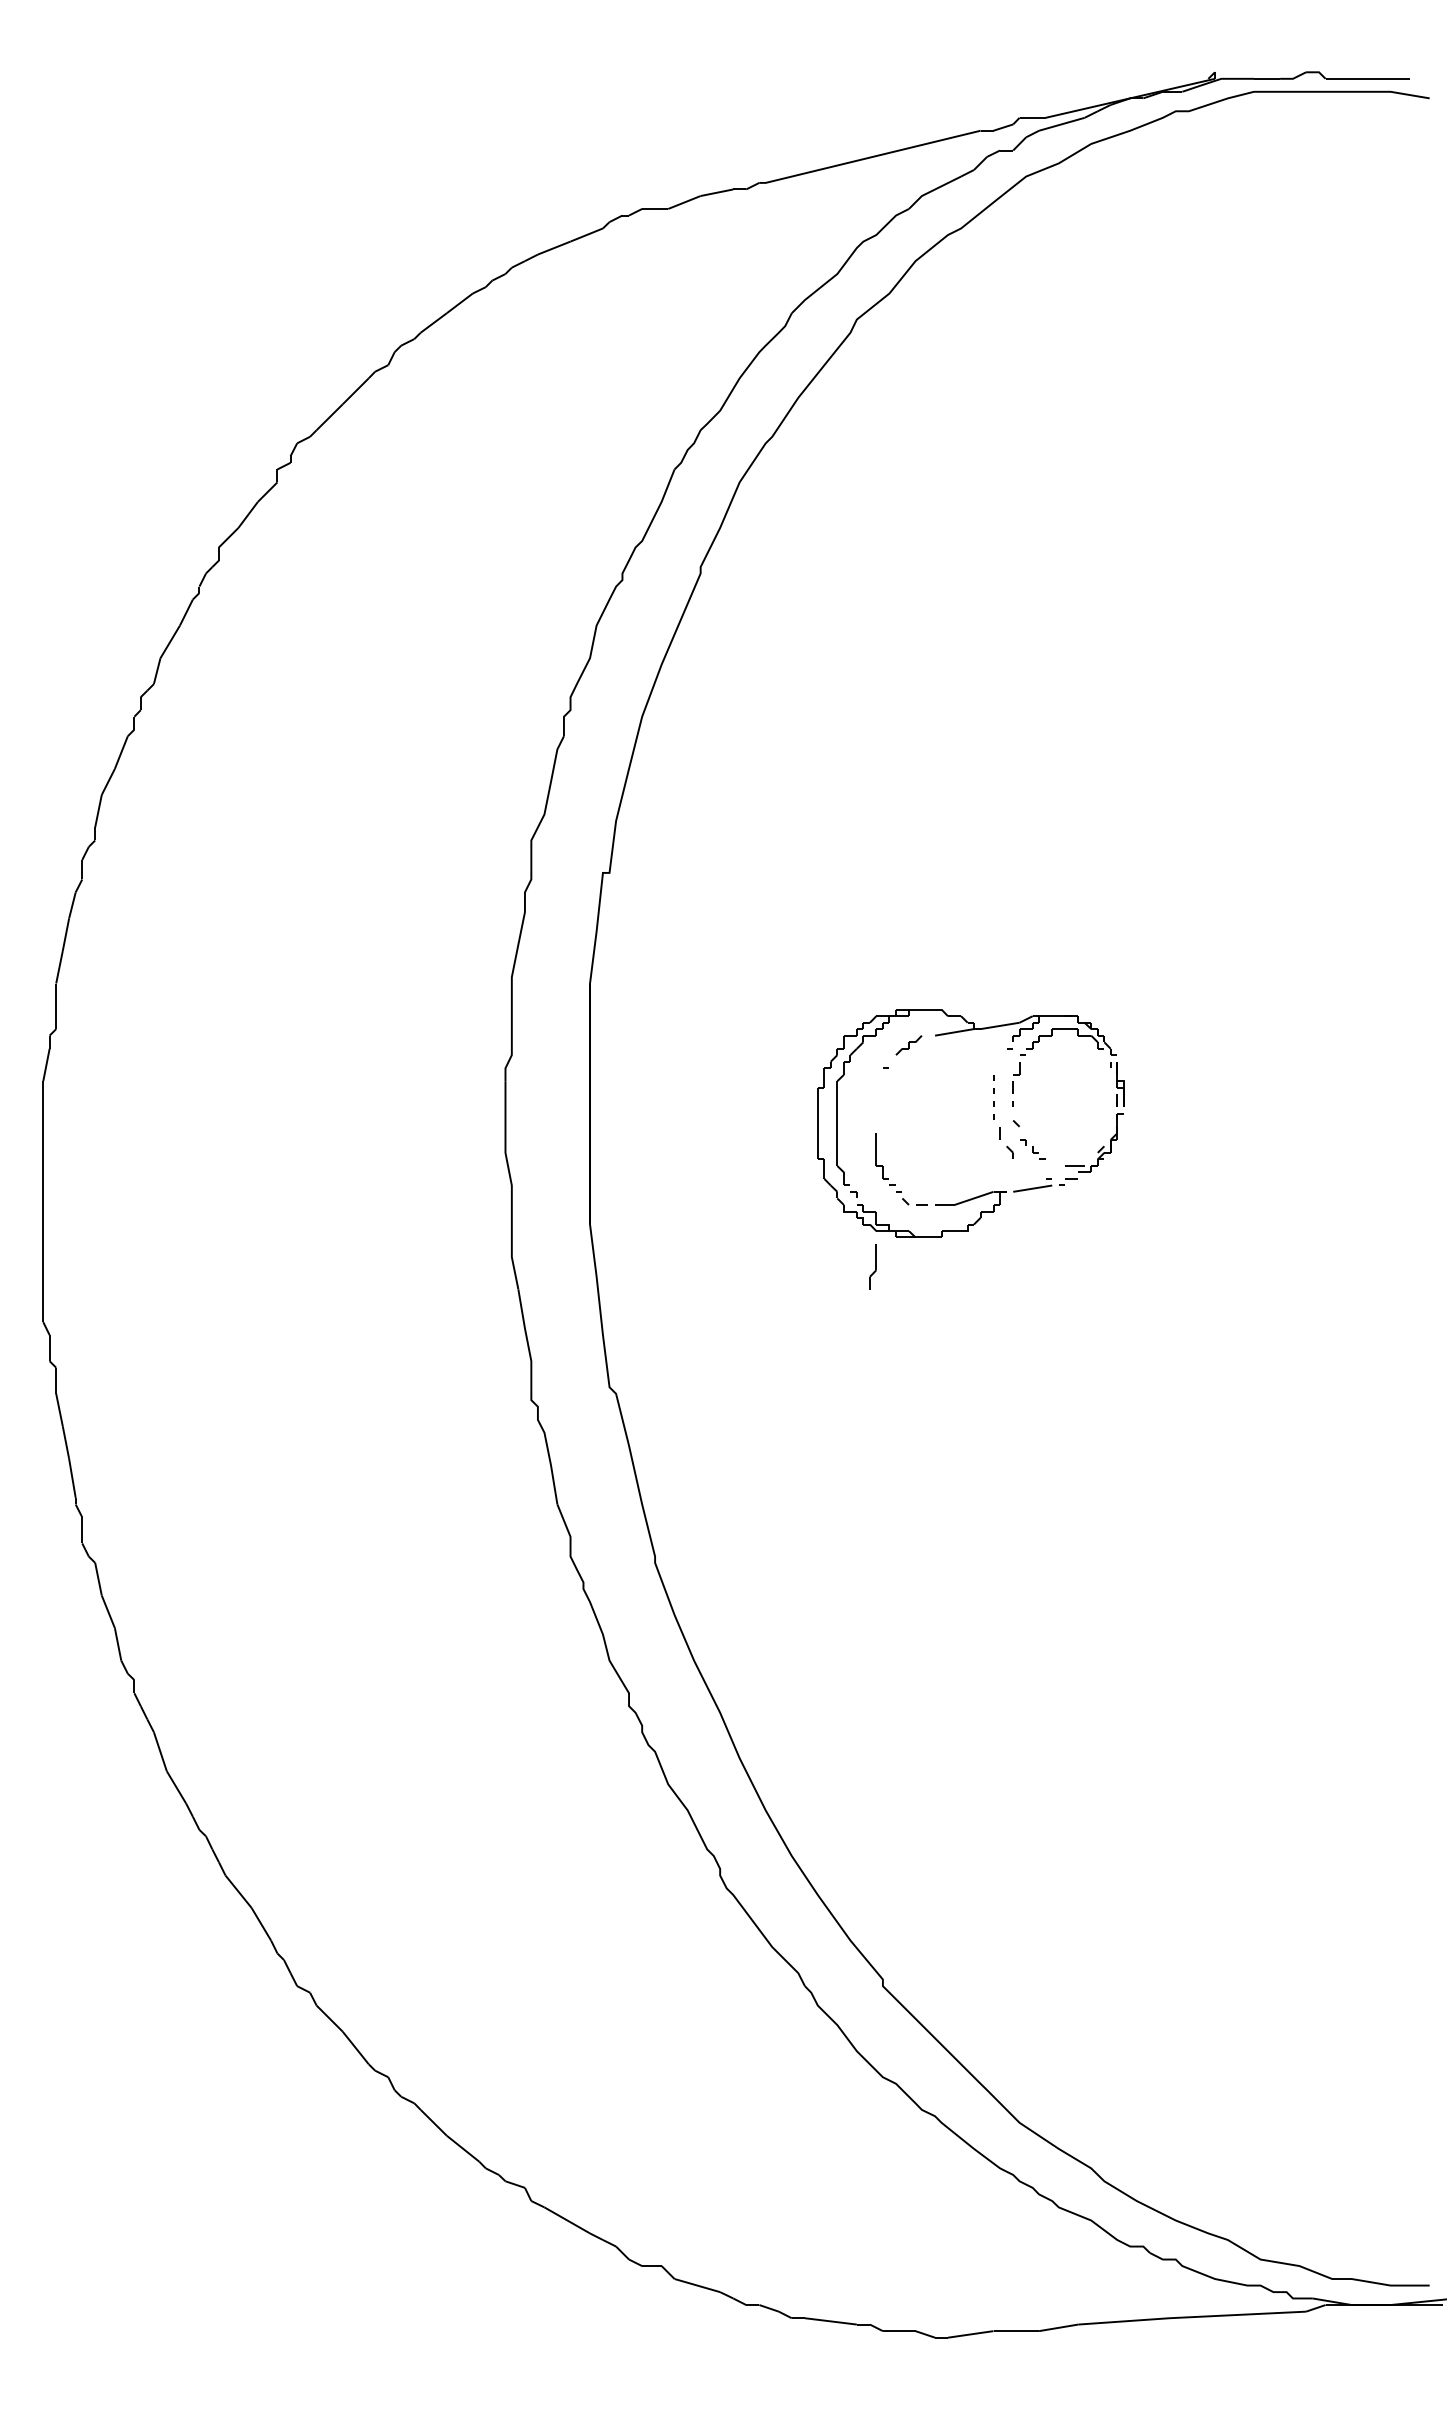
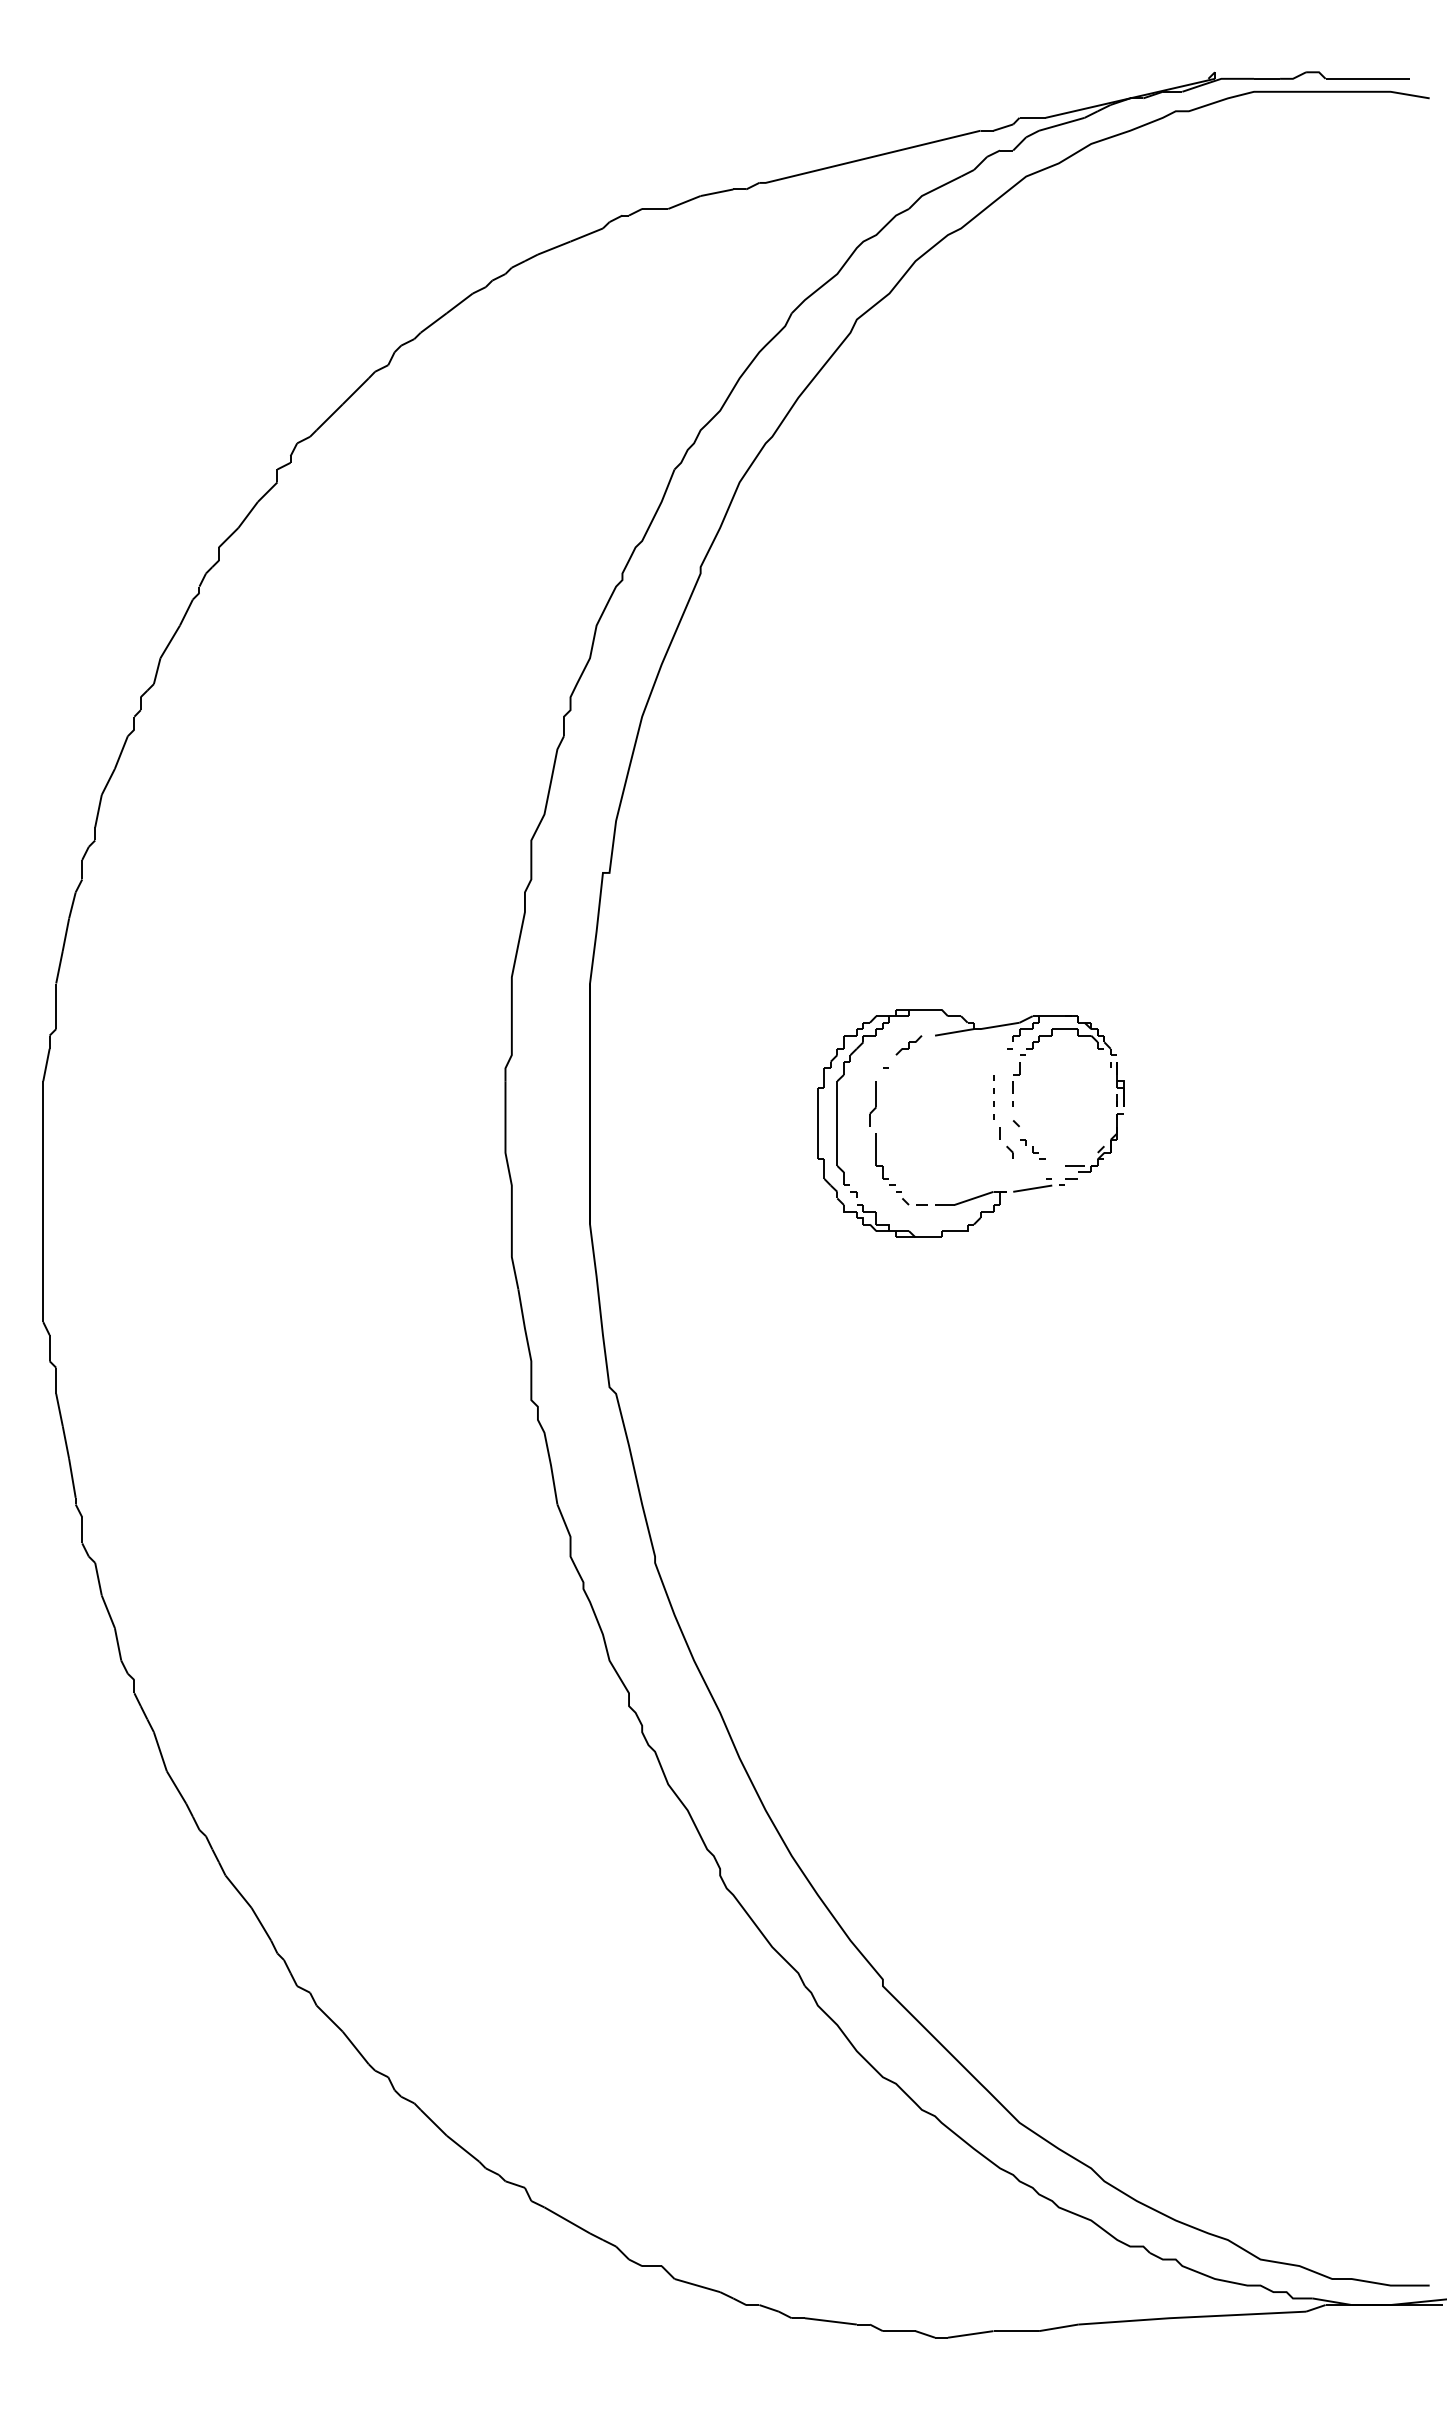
part position: (872, 1266) -> (872, 1103) (872, 1103)
